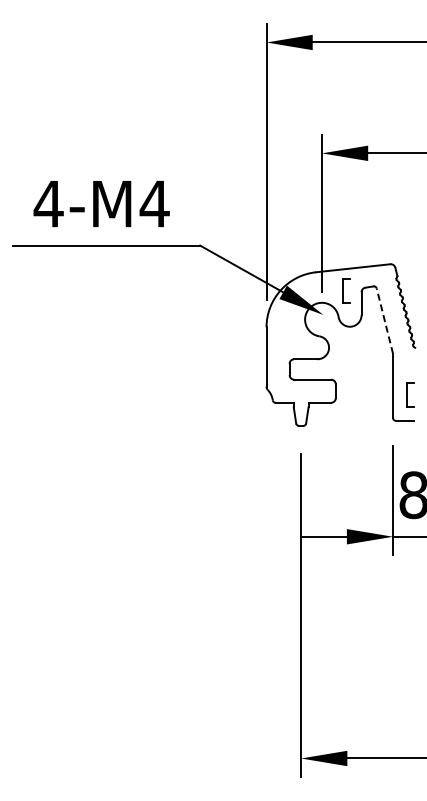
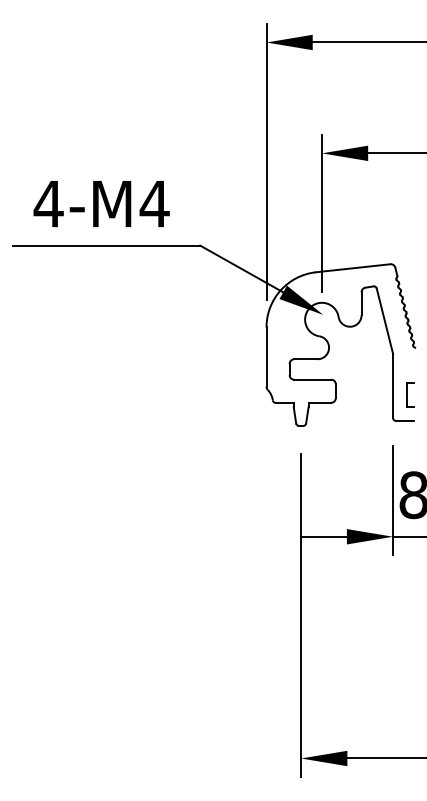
part: present -> none (346, 290)
line: dashed -> solid (384, 321)
